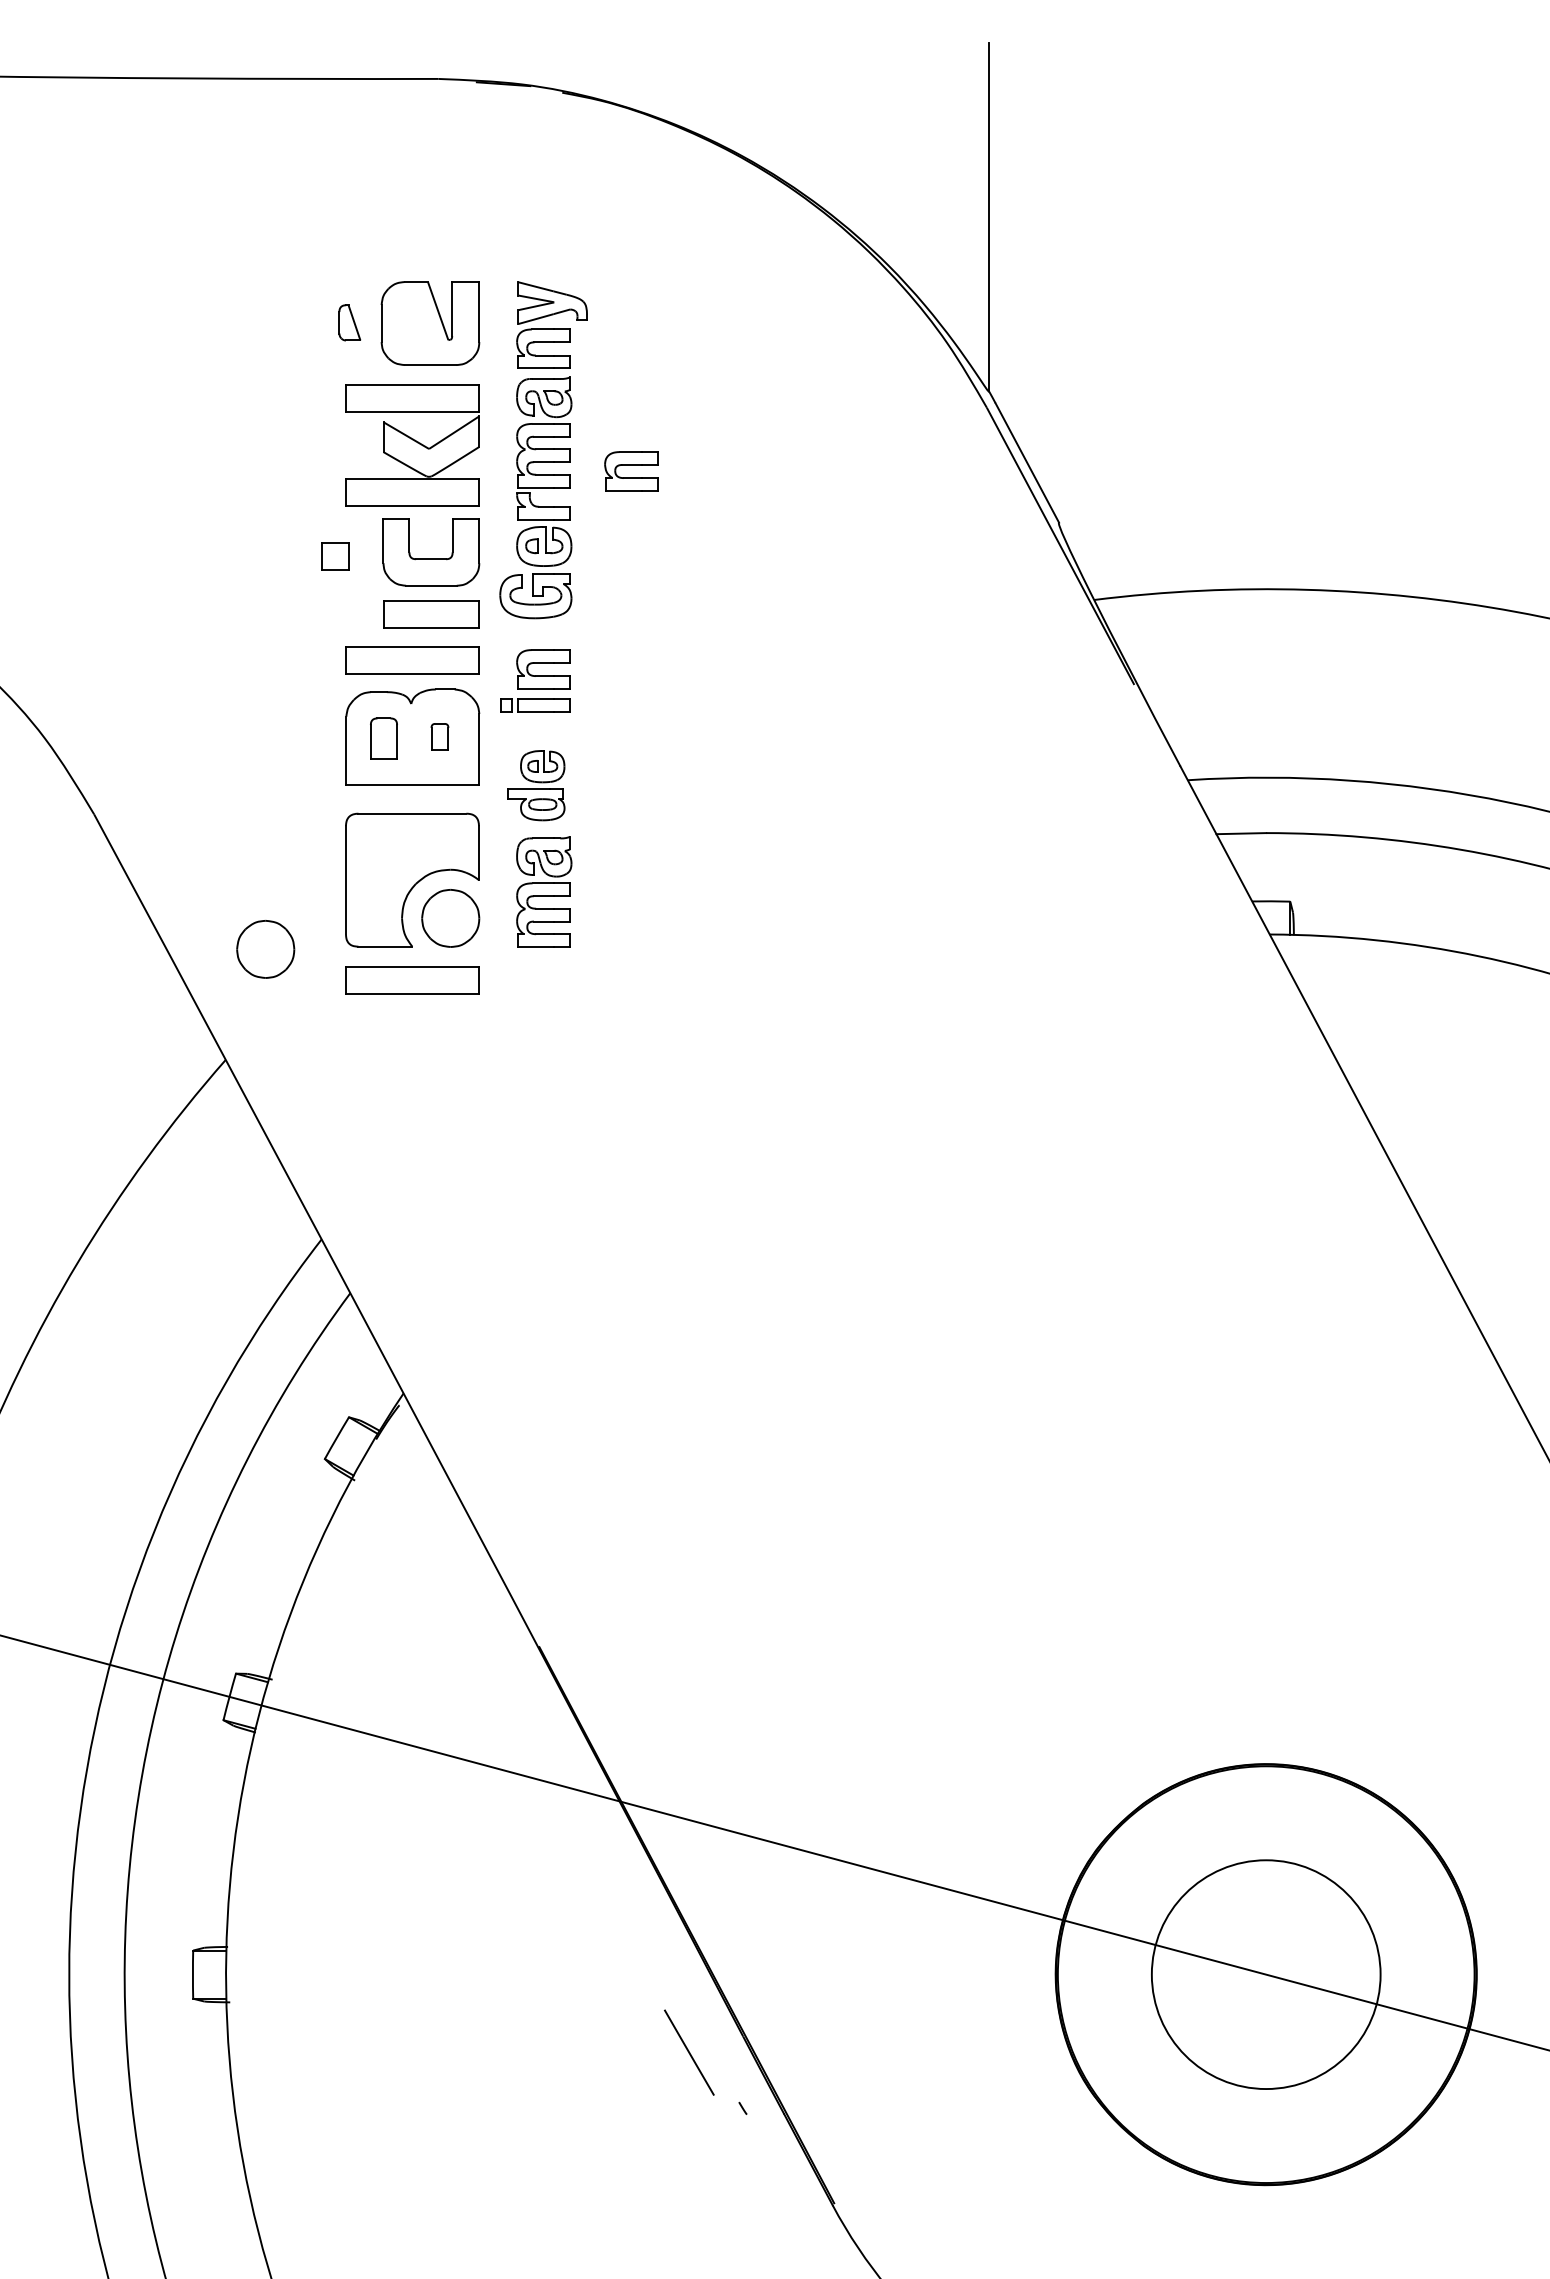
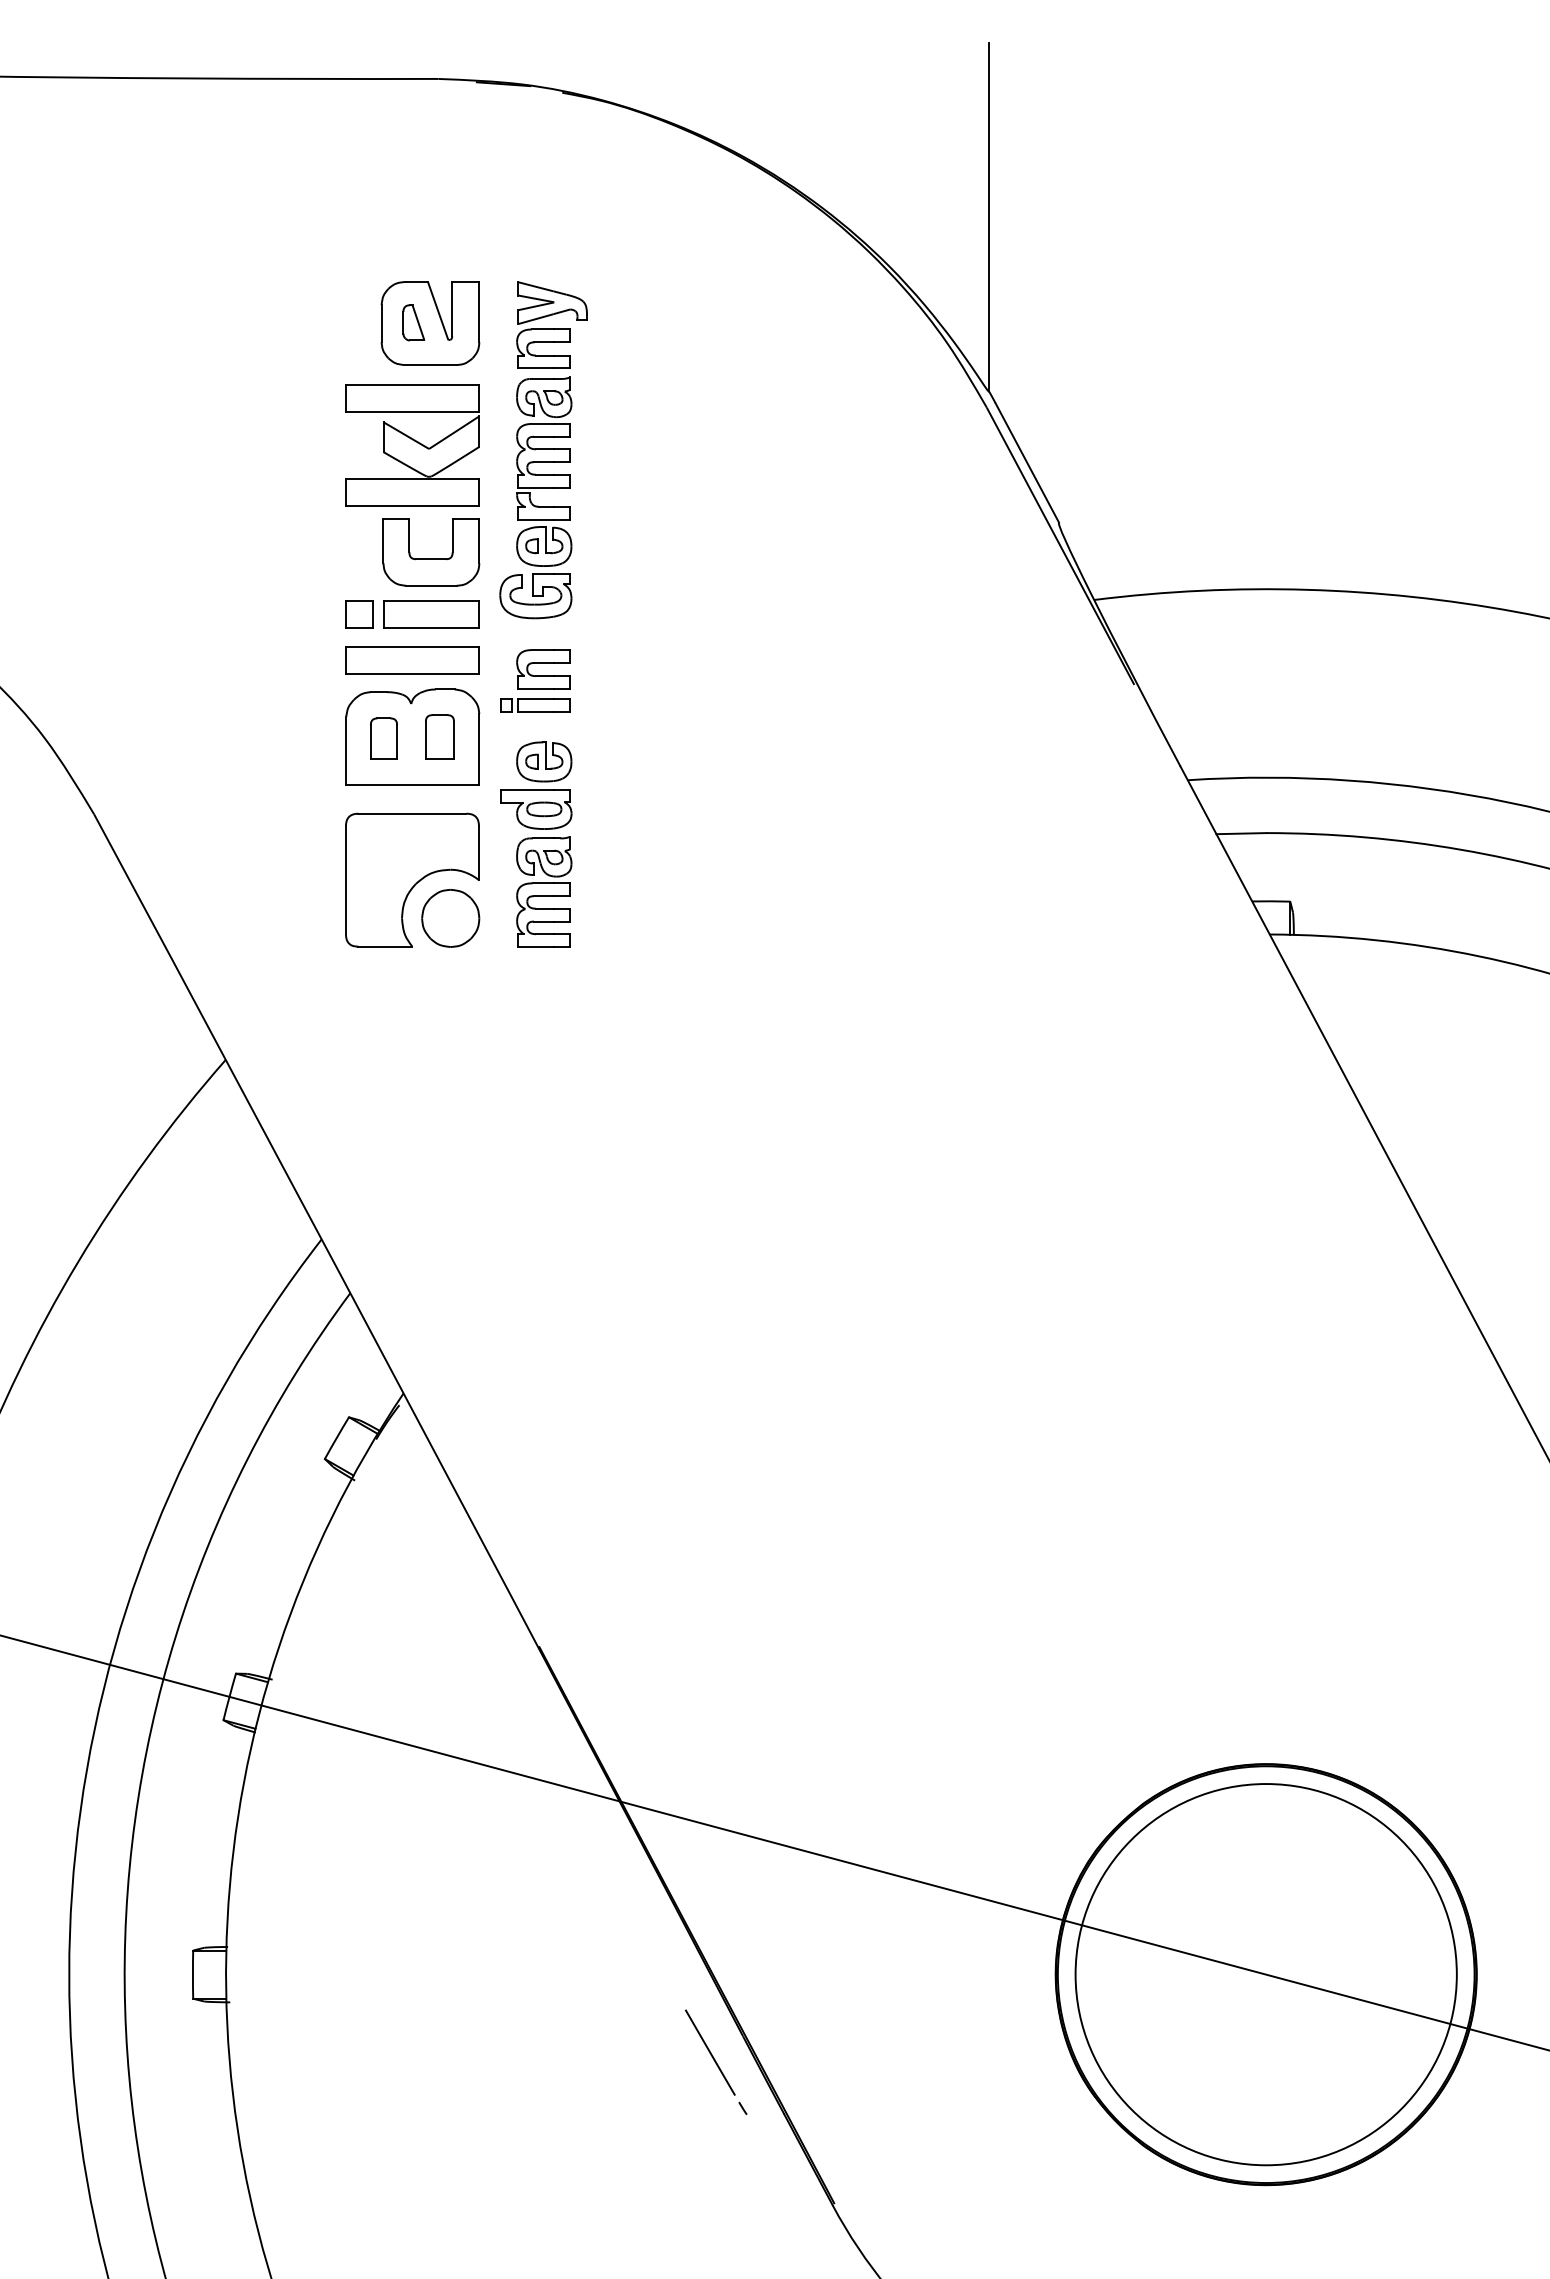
part position: (349, 322) -> (413, 322) (413, 322)
part: present -> none (631, 471)
part position: (335, 556) -> (359, 614) (359, 614)
part size: 20x28 px -> 30x46 px (439, 736)
part size: 59x72 px -> 73x89 px (536, 785)
part: present -> none (265, 949)
part: present -> none (412, 980)
circle diameter: 229 px -> 381 px (1265, 1974)
line position: (689, 2052) -> (710, 2052) (710, 2052)
